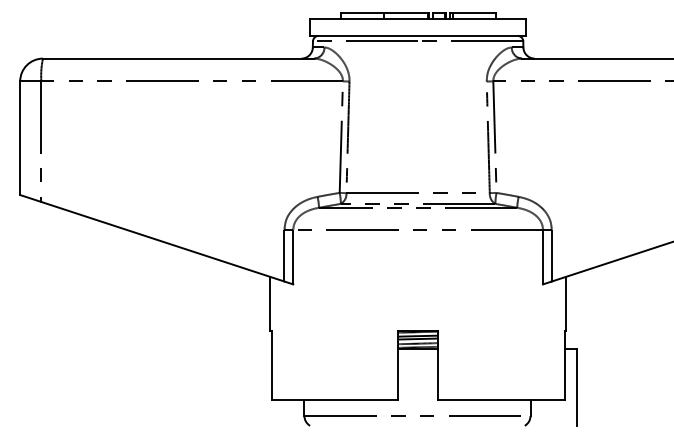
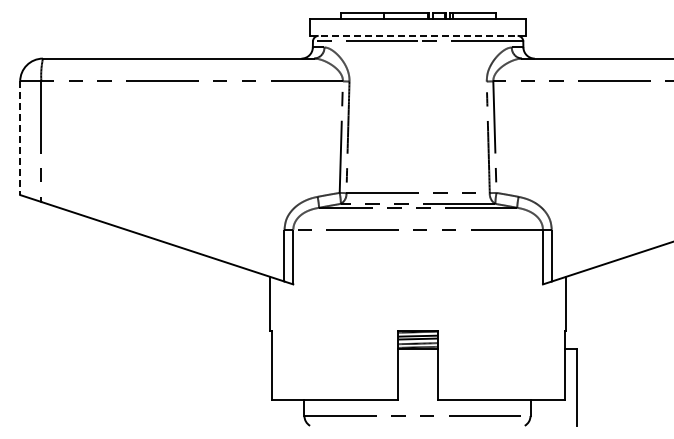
line: solid -> dashed (418, 35)
line: solid -> dashed (20, 138)
